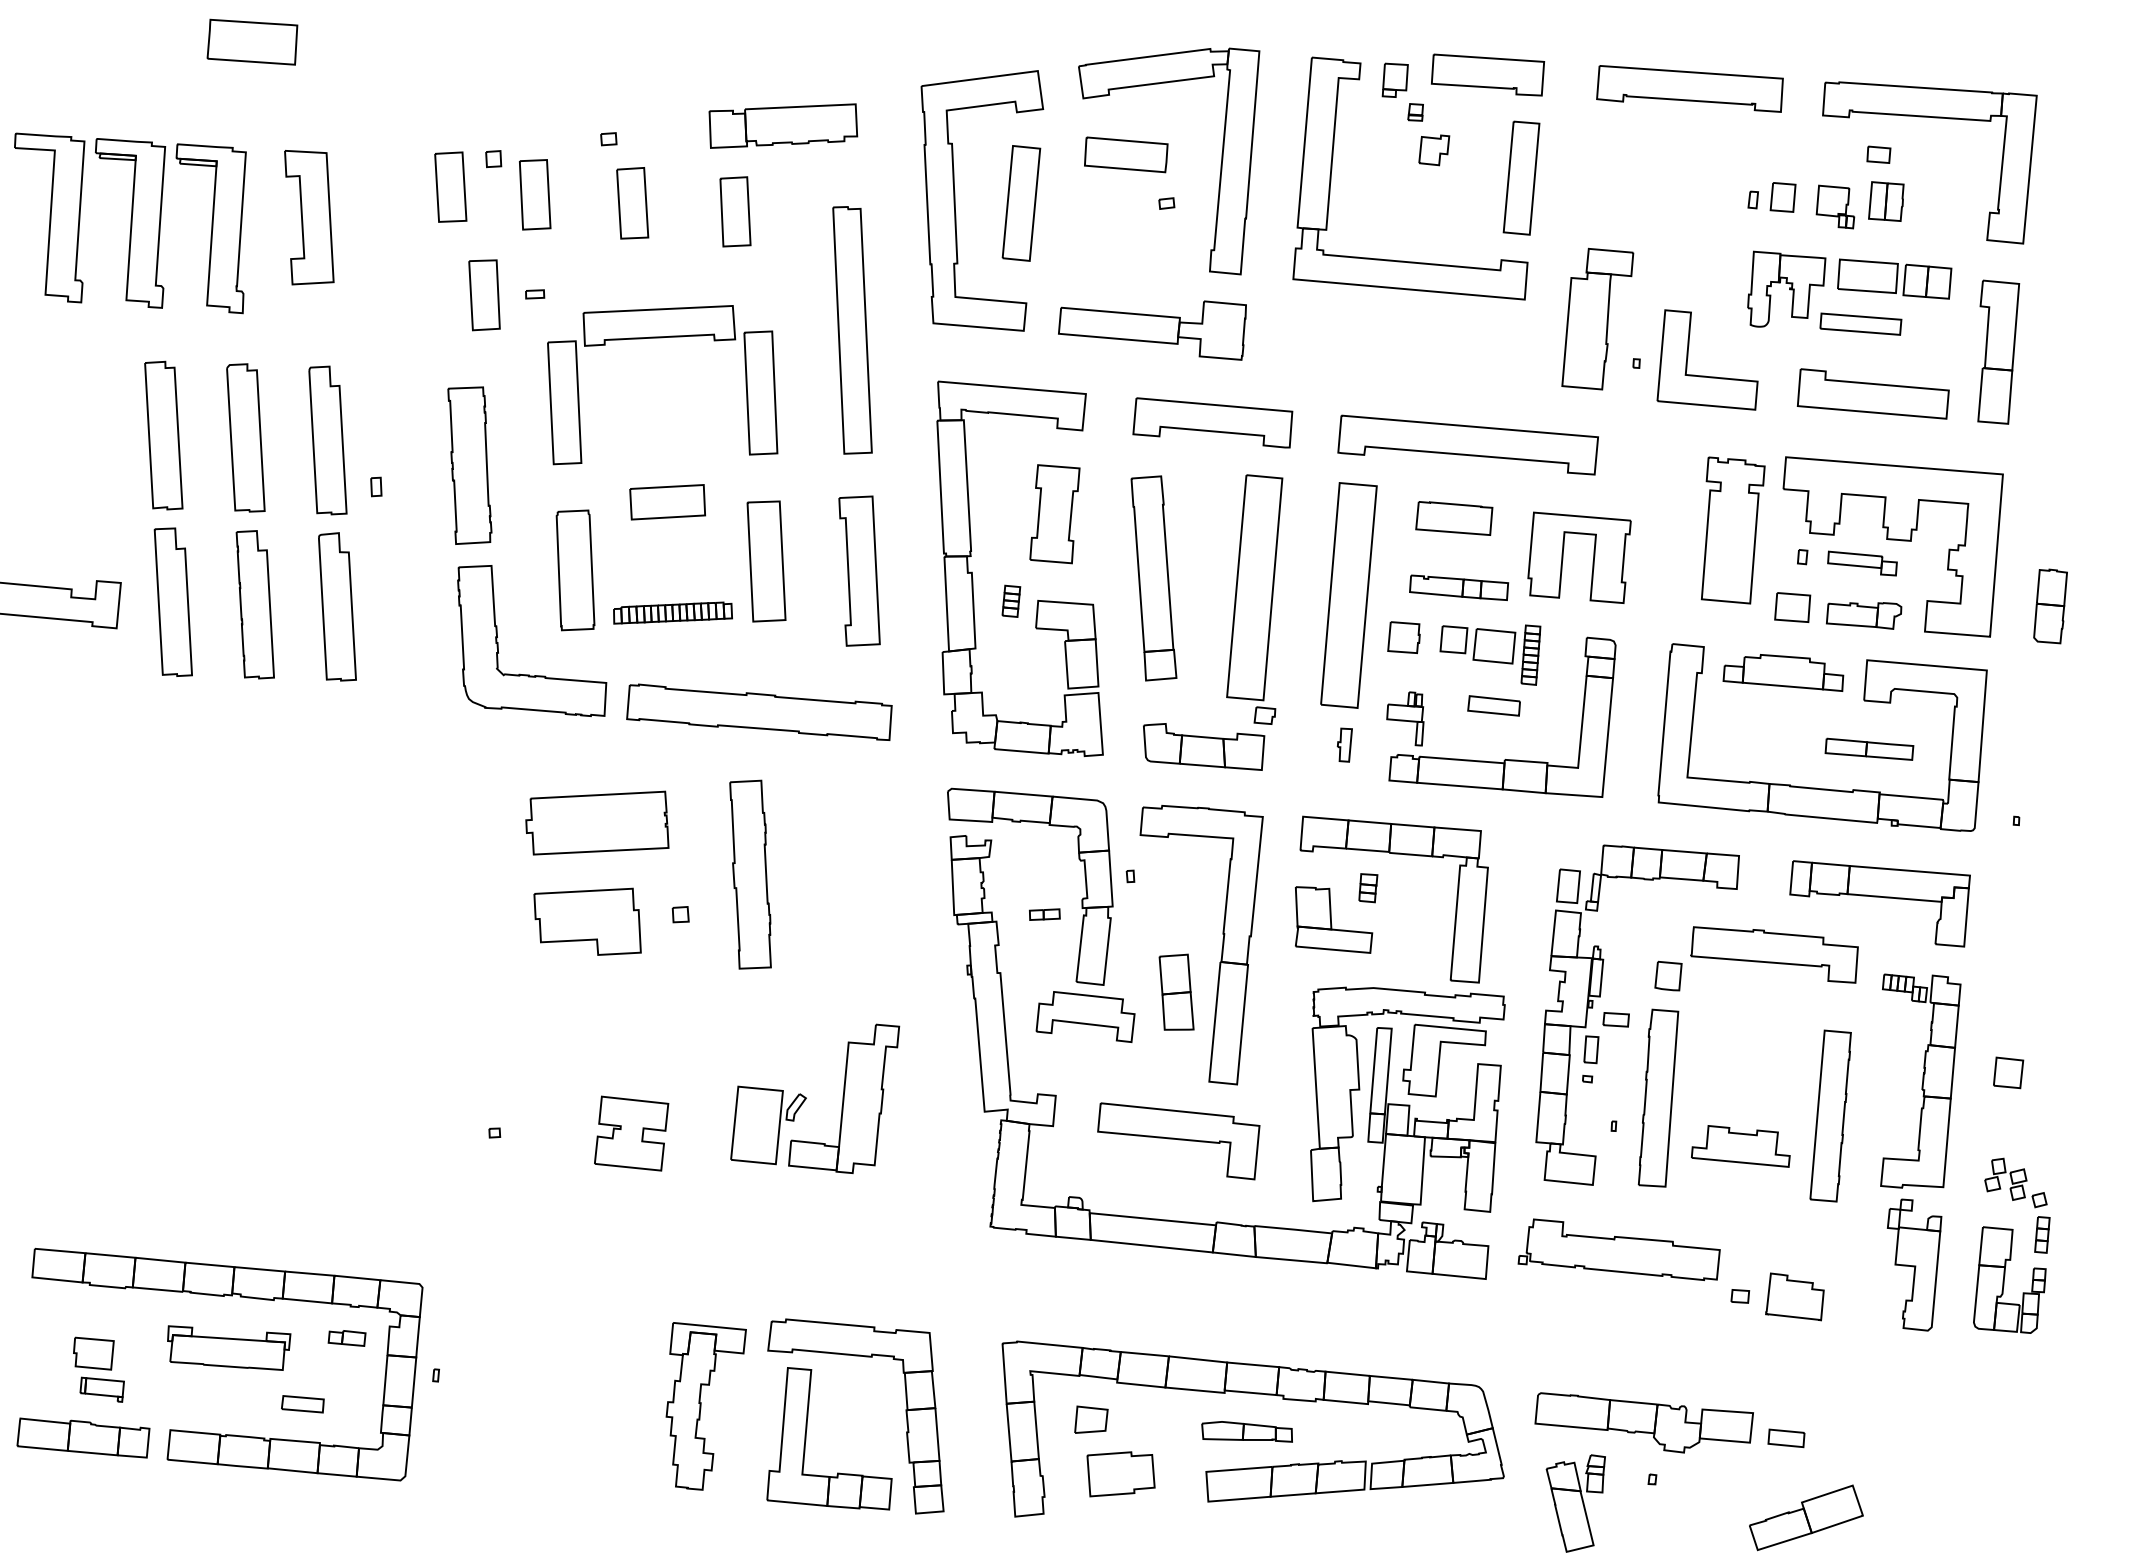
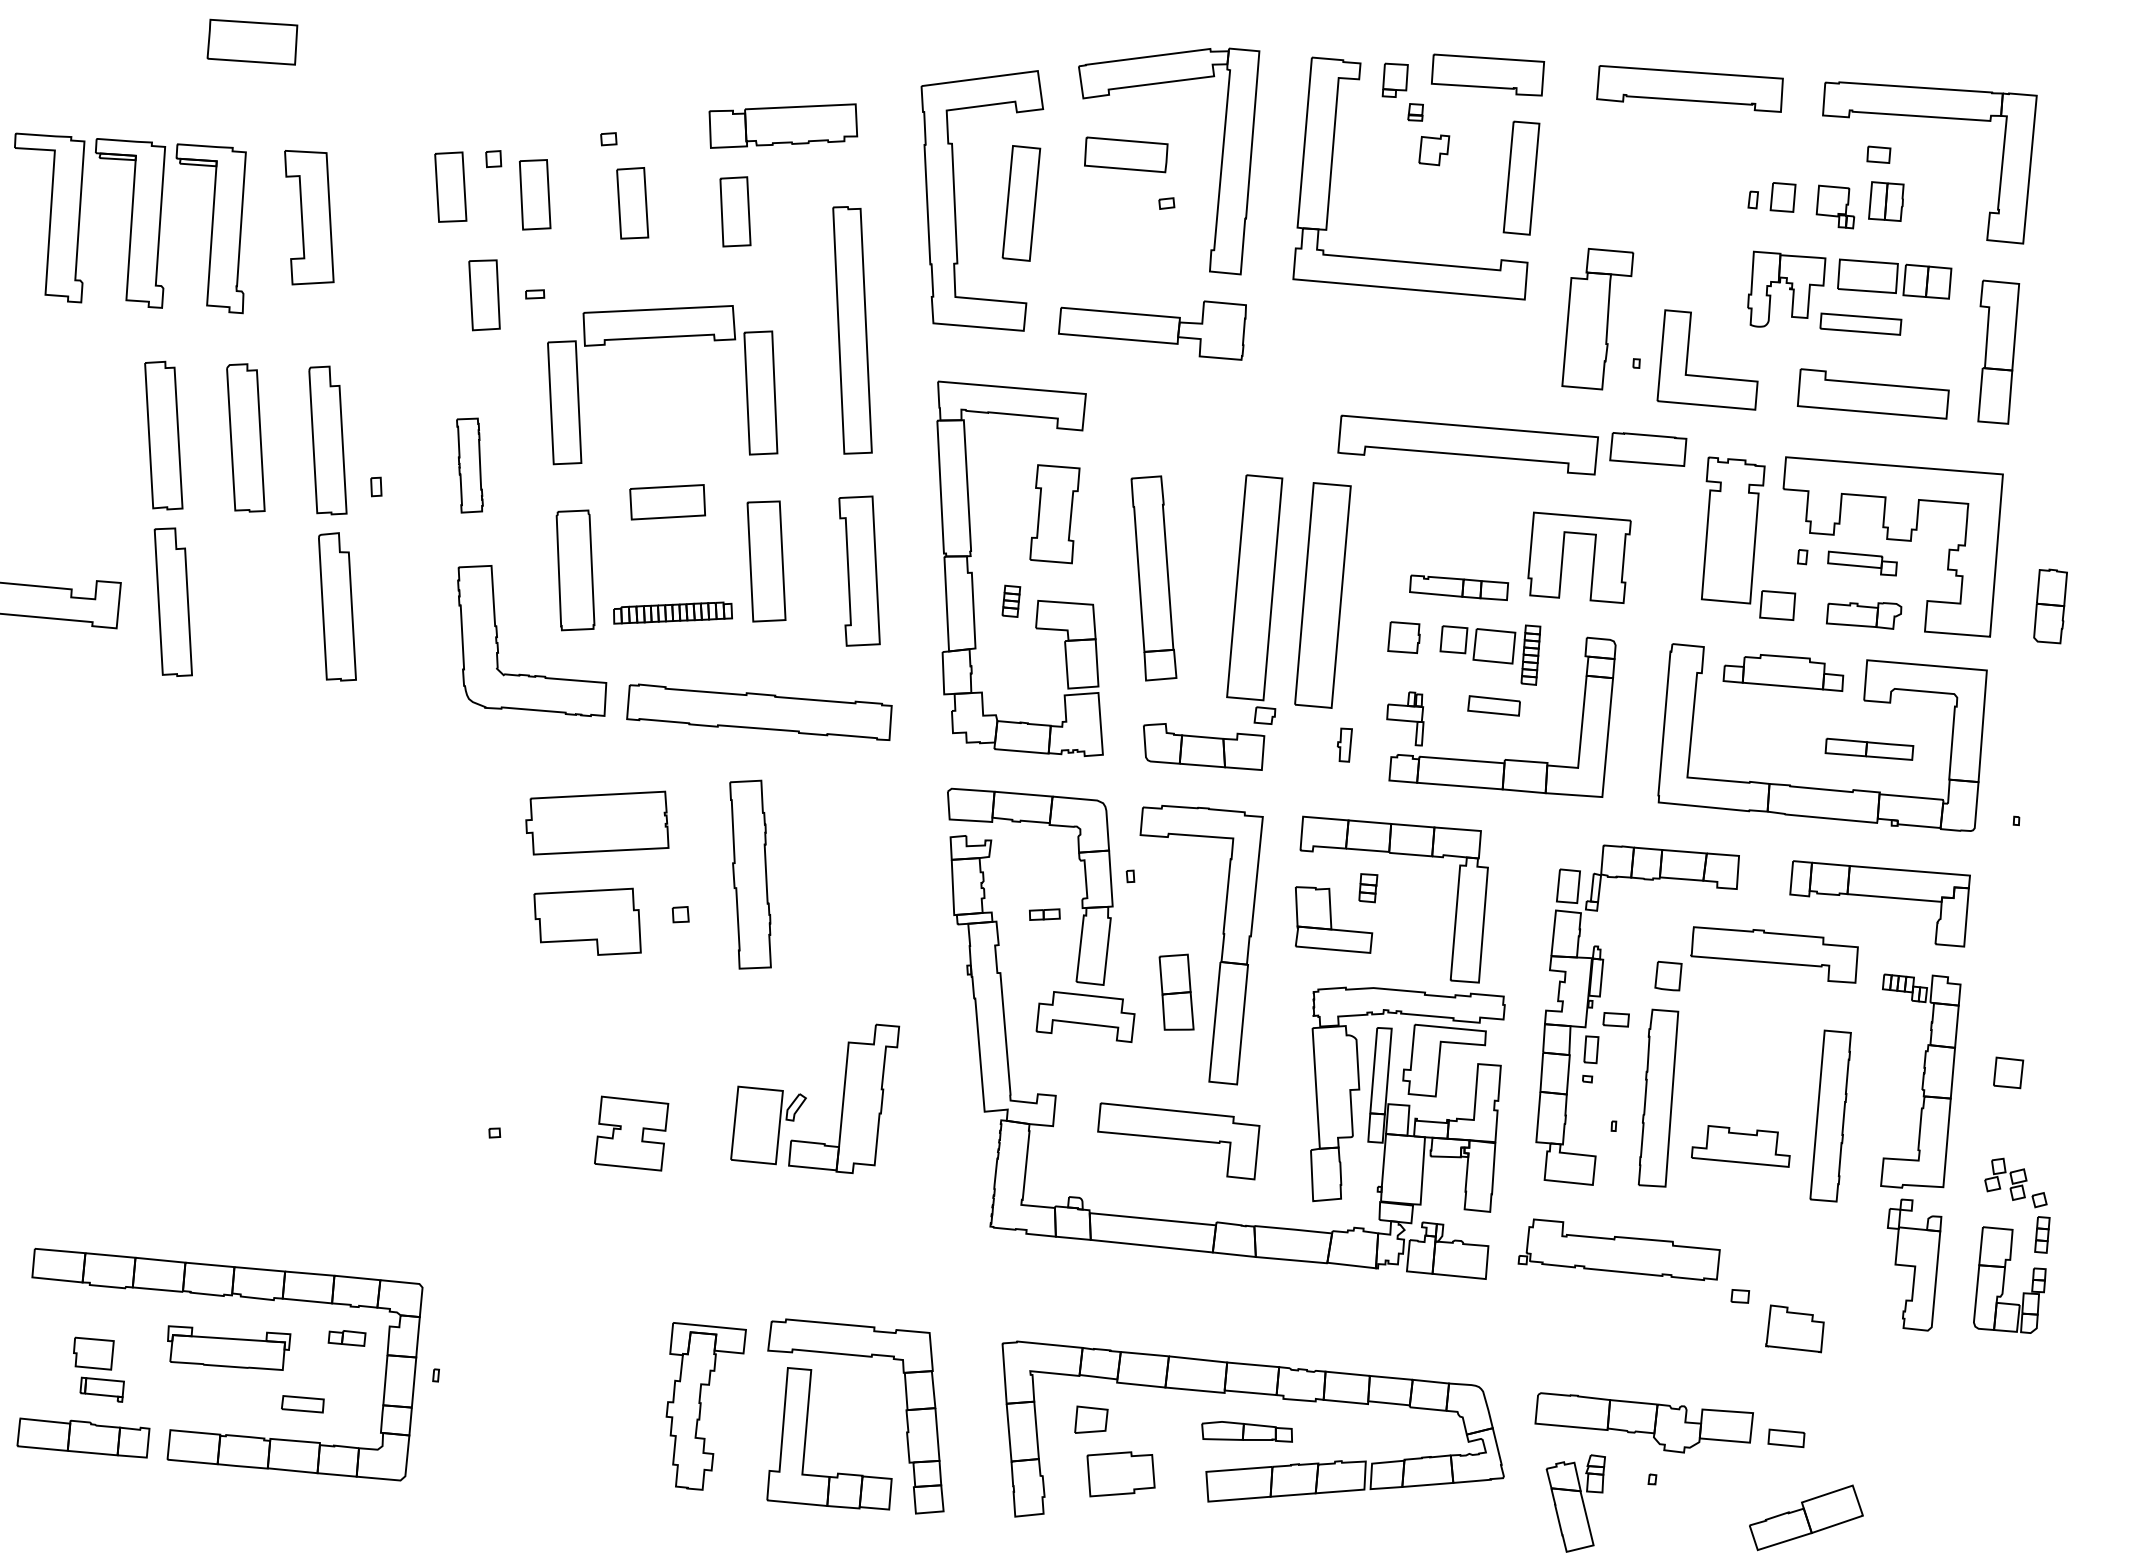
part: present -> none (1212, 422)
part size: 46x159 px -> 28x97 px (469, 465)
part position: (1454, 518) -> (1648, 449) (1648, 449)
part position: (1348, 595) -> (1322, 595) (1322, 595)
part: present -> none (254, 604)
part position: (1792, 607) -> (1777, 605) (1777, 605)
part position: (1794, 1296) -> (1794, 1328) (1794, 1328)
